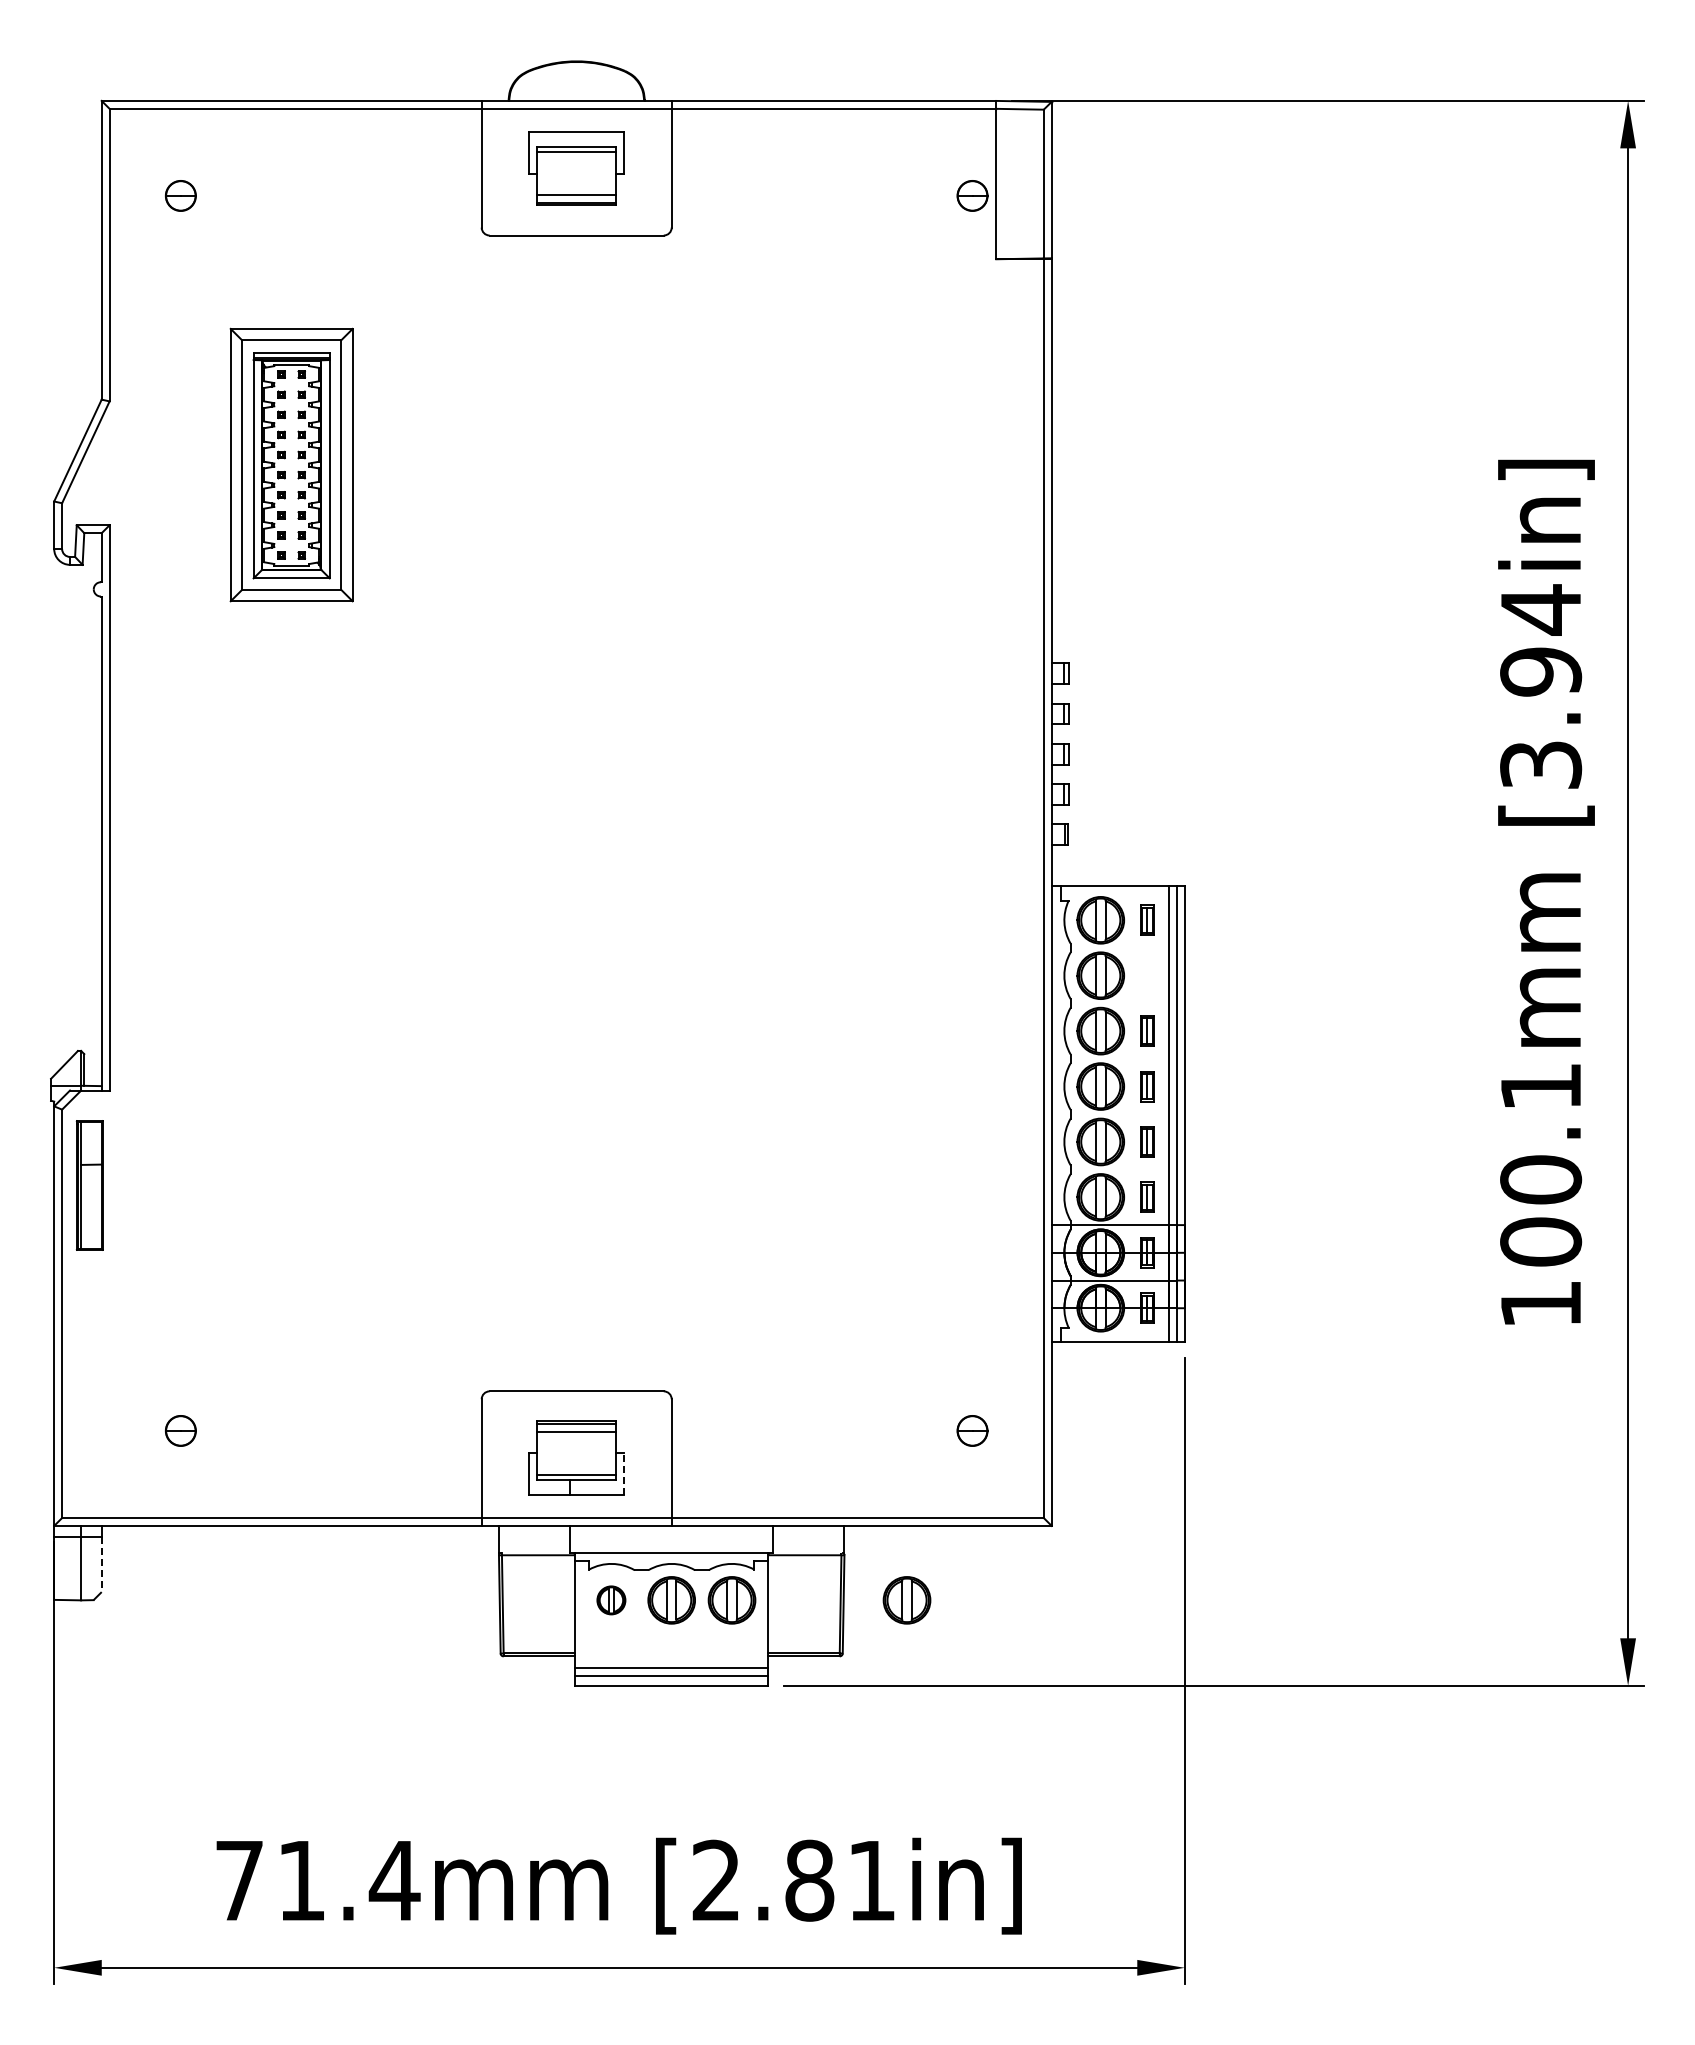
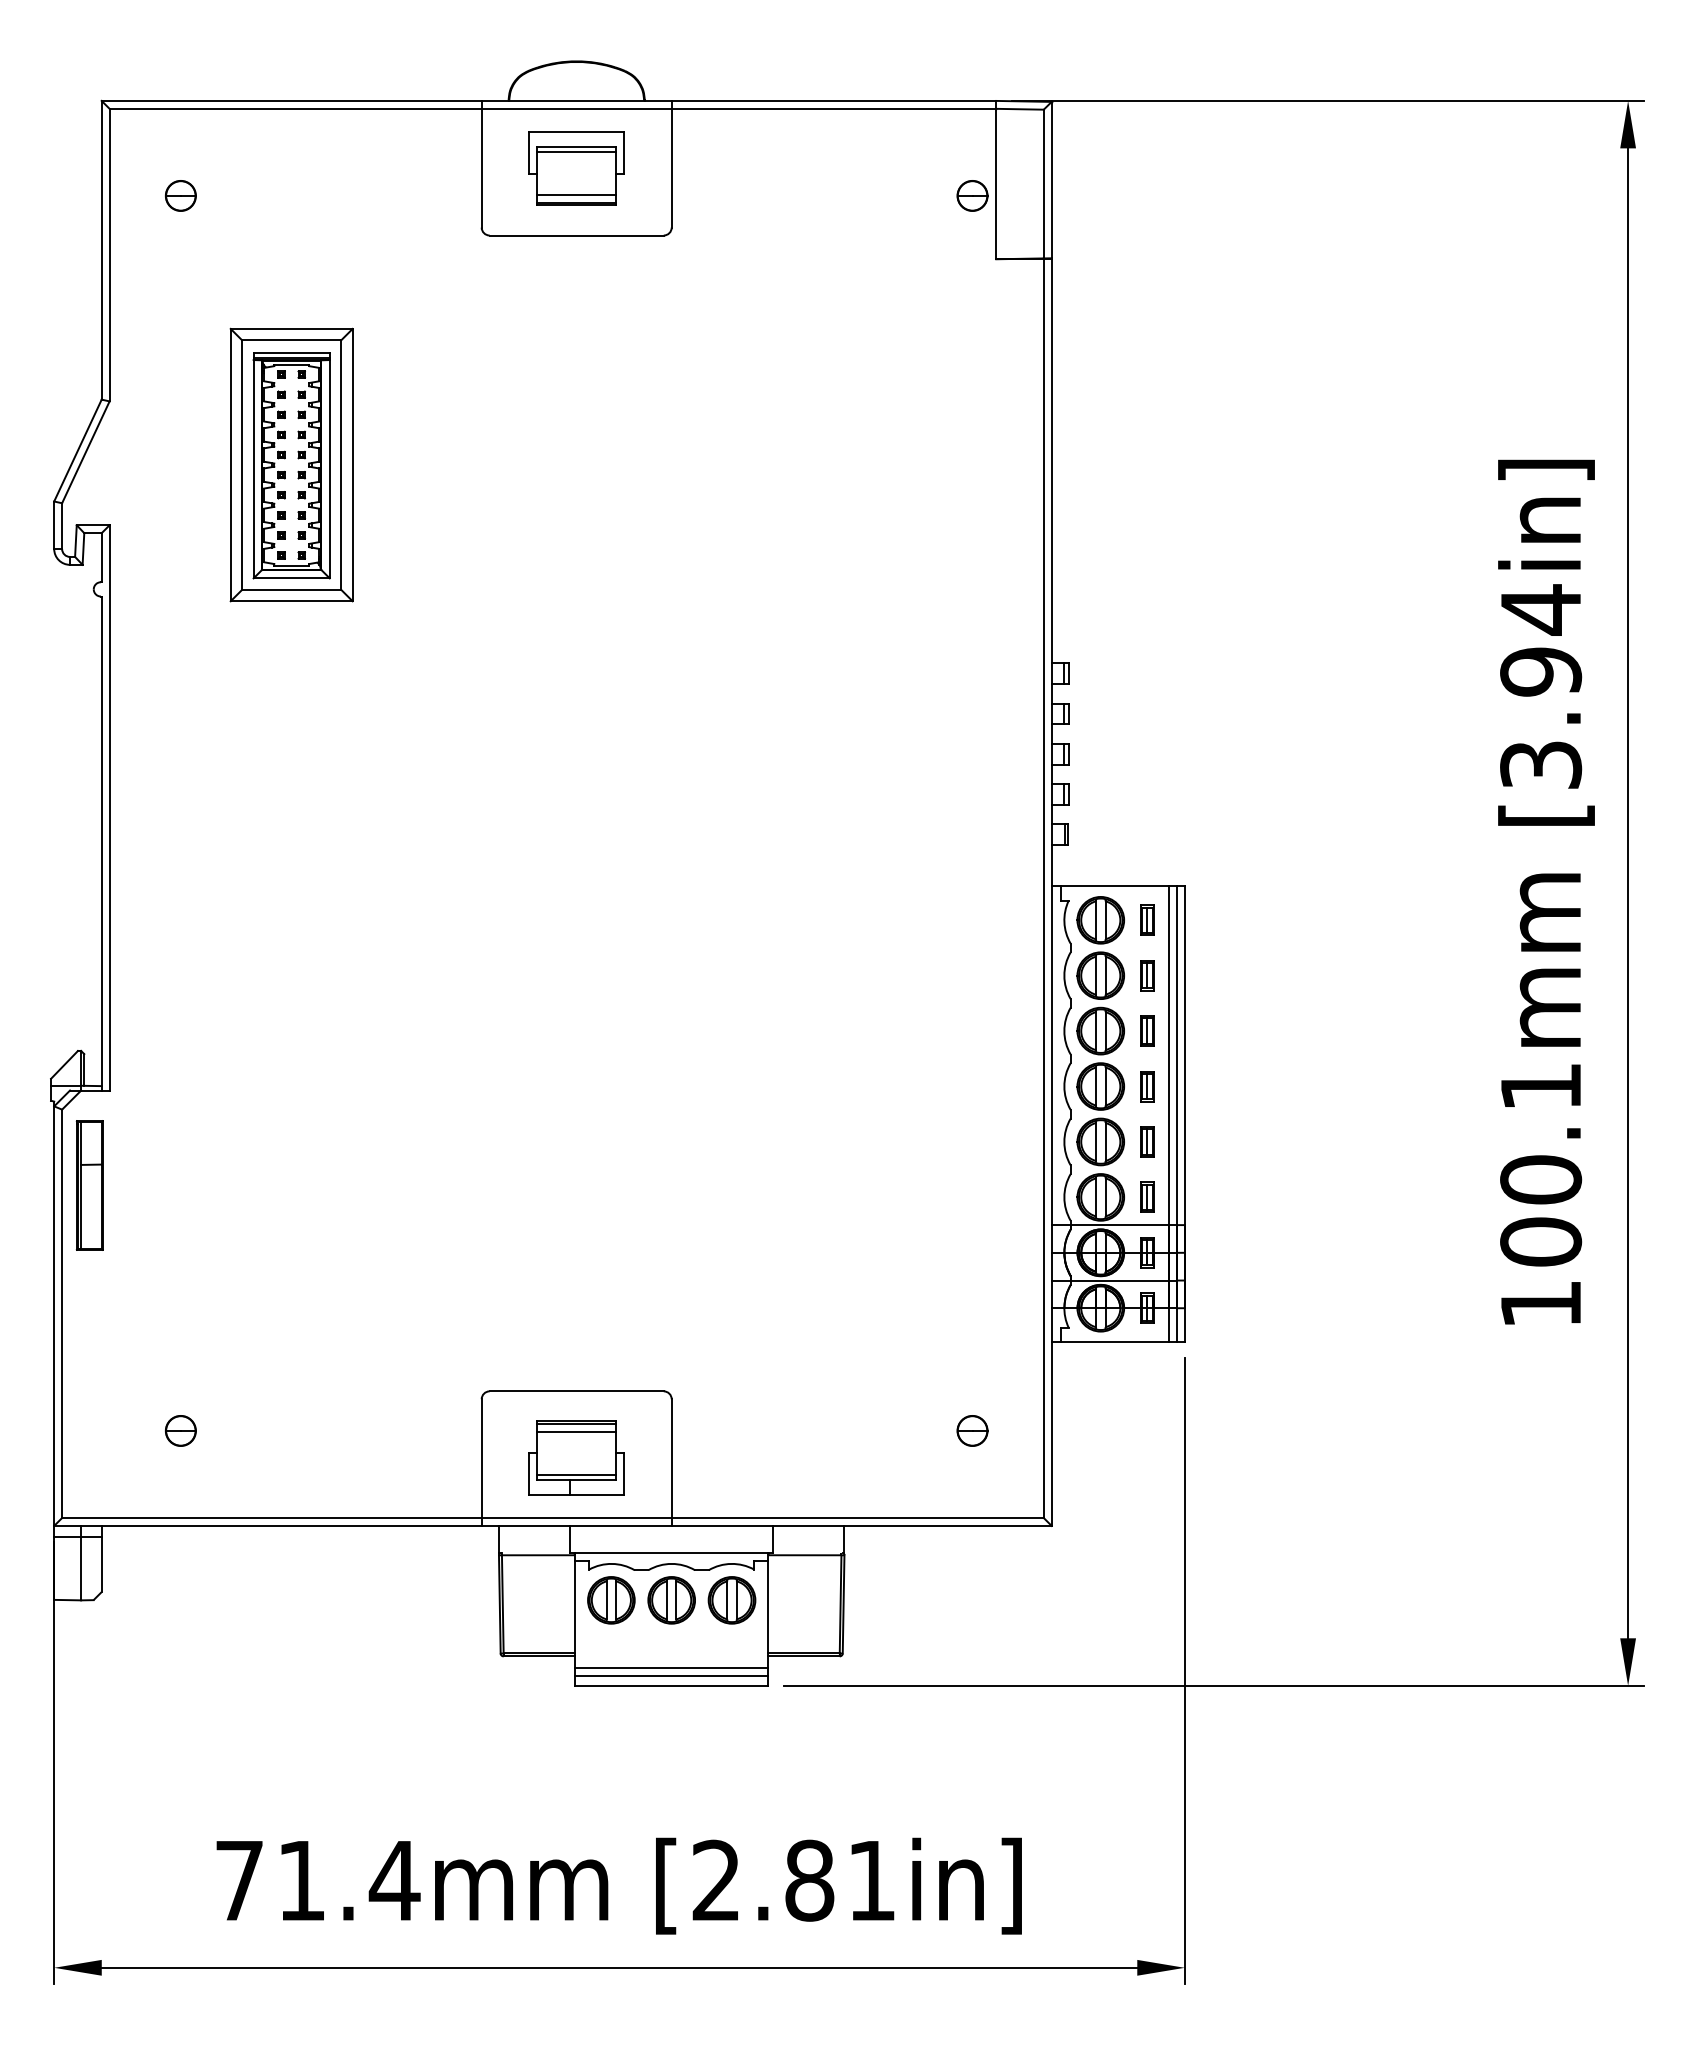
part: none -> present (1147, 975)
line: dashed -> solid (624, 1473)
line: dashed -> solid (101, 1564)
part size: 31x31 px -> 49x49 px (611, 1600)
part: present -> none (906, 1600)
